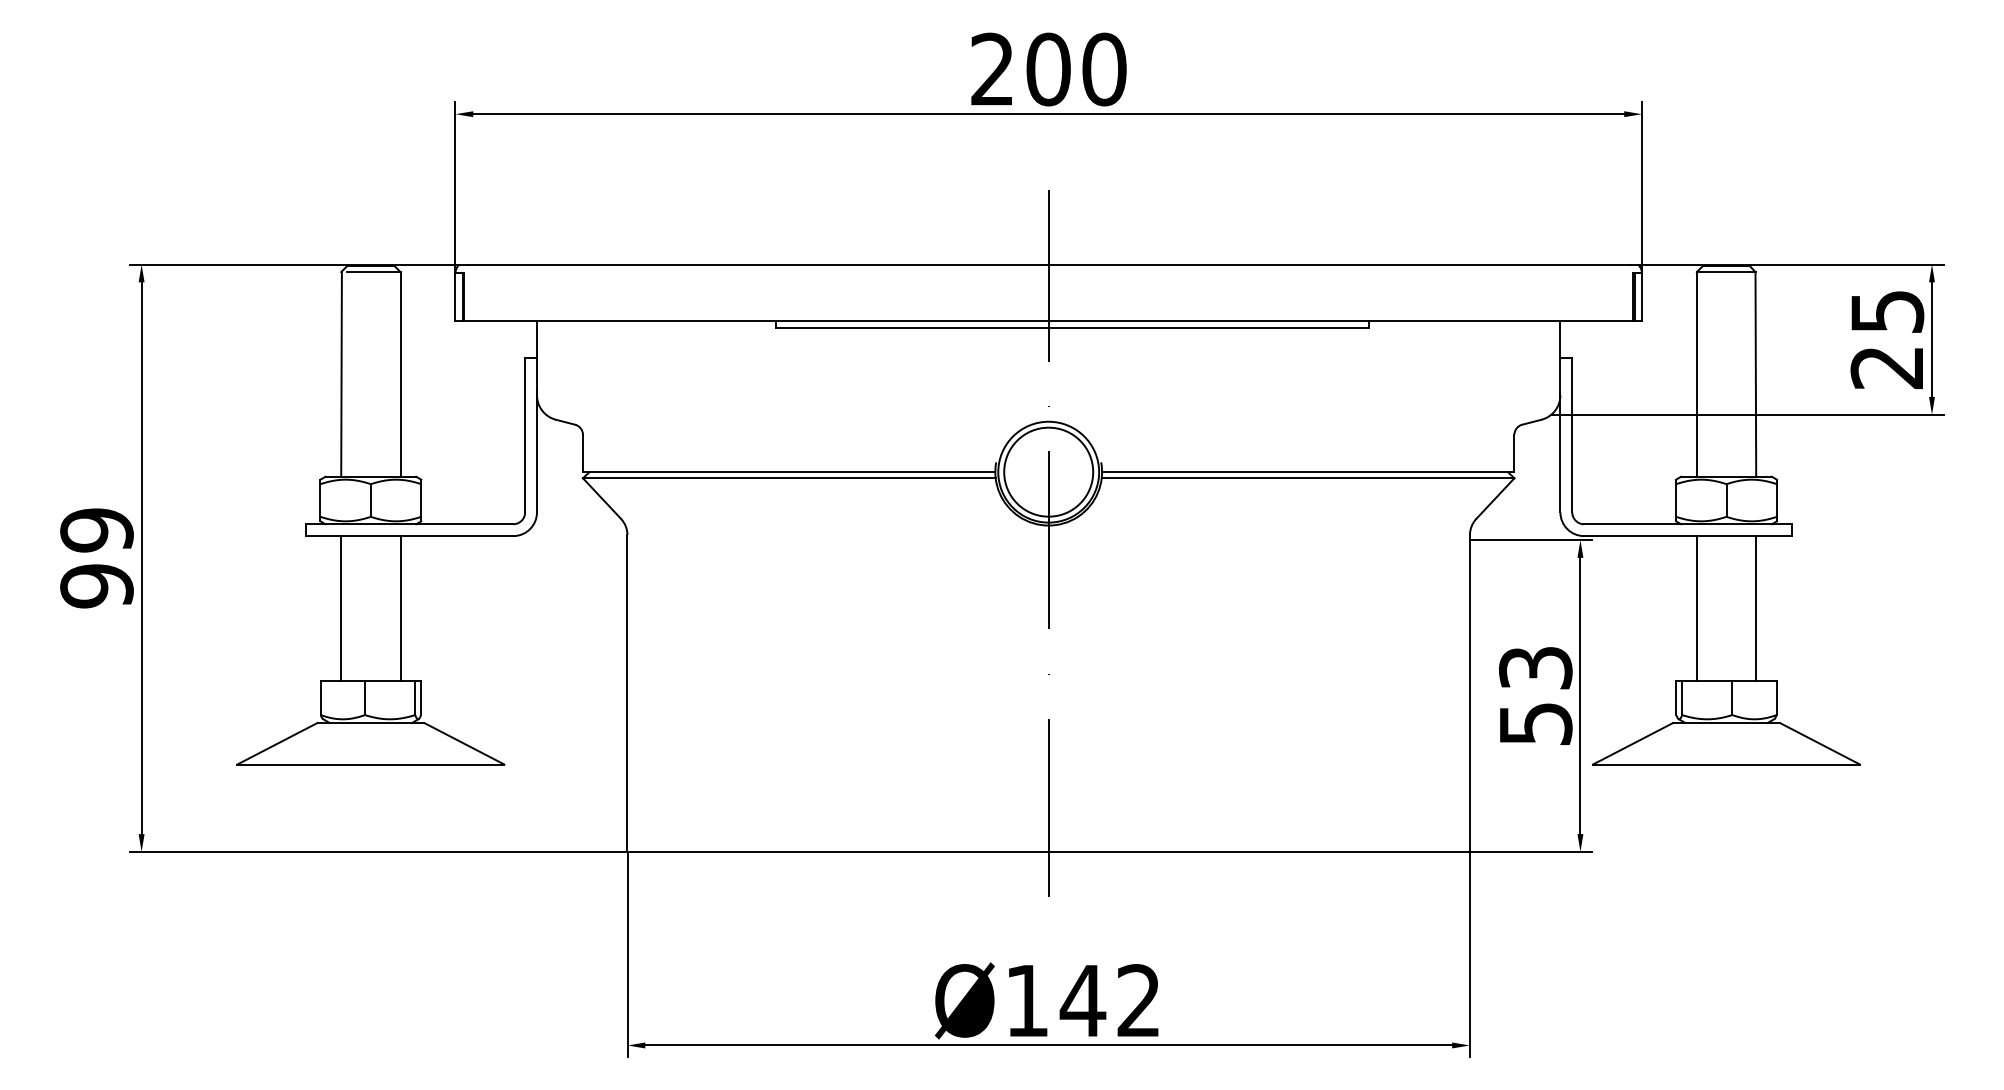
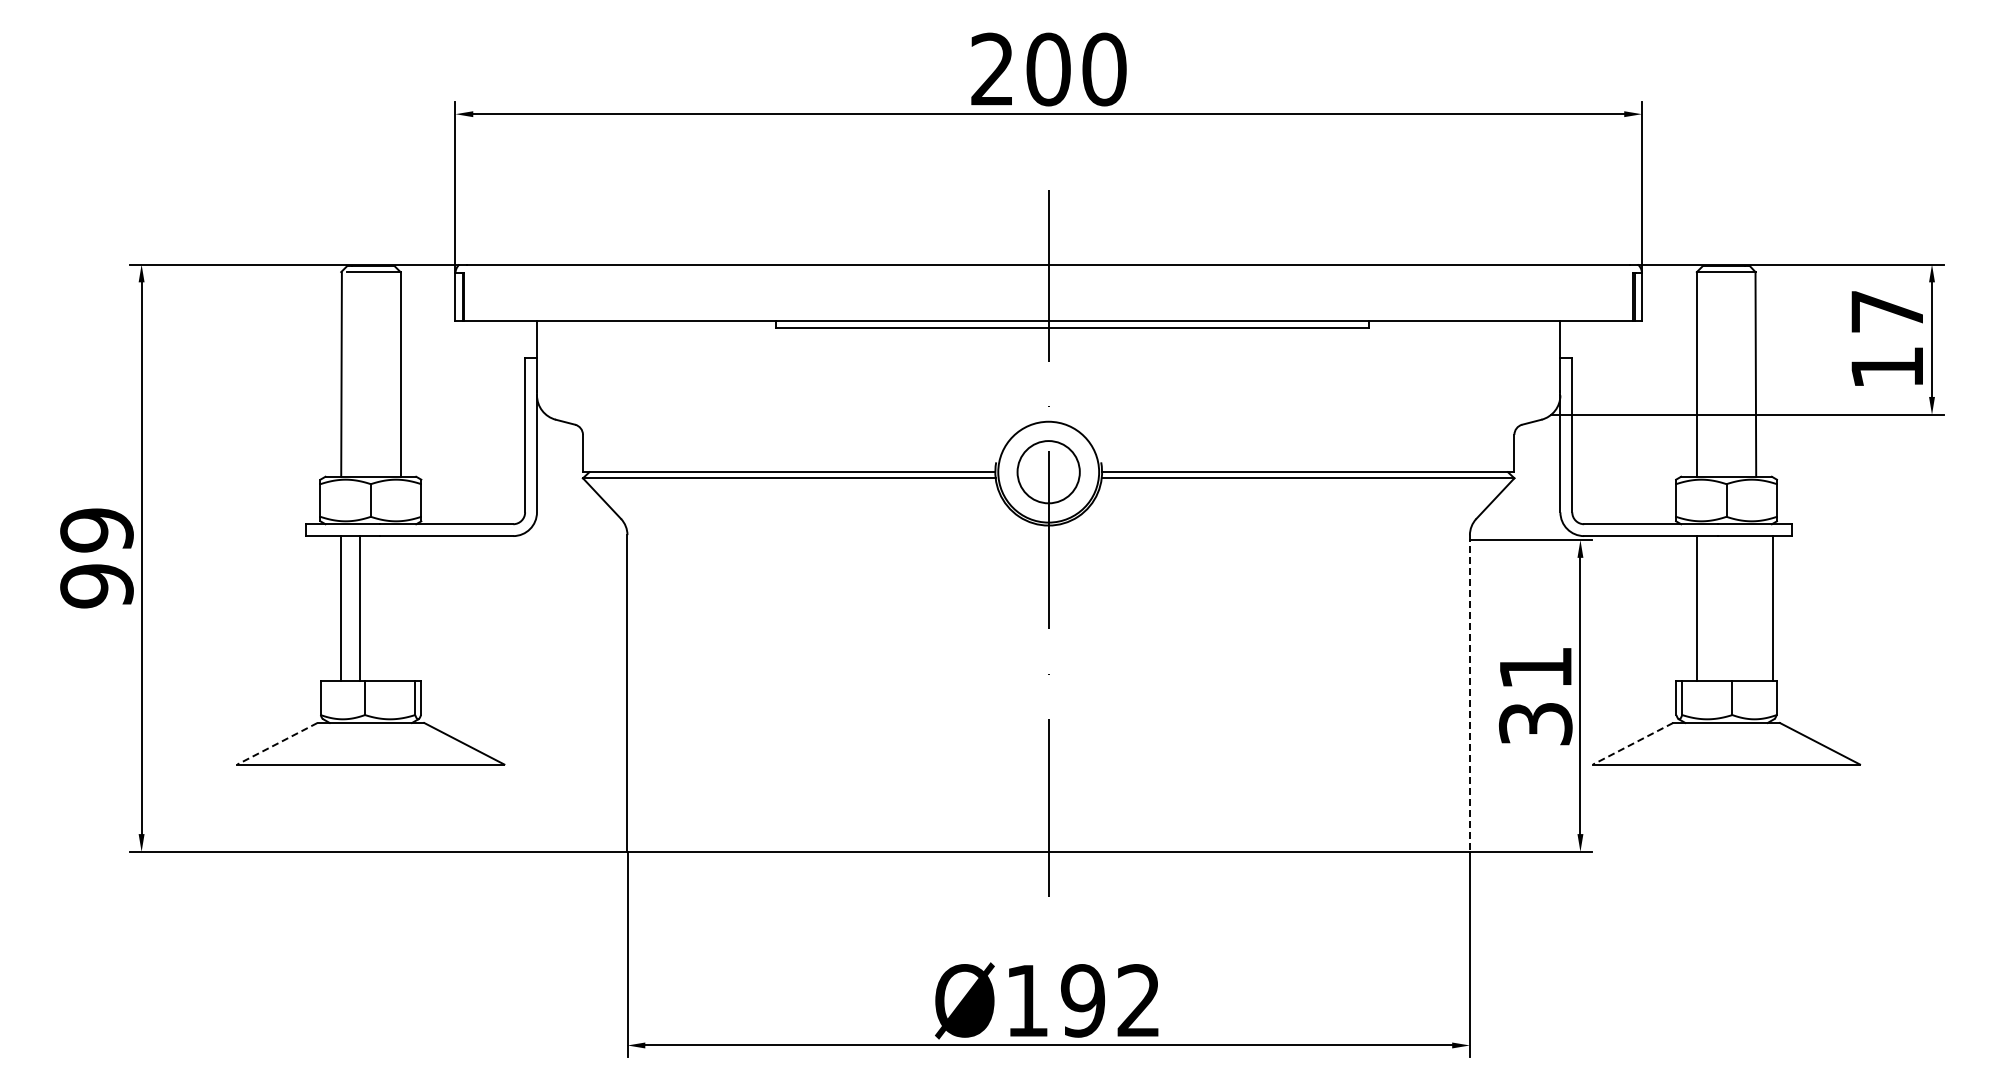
text: 25 -> 17 (1887, 340)
circle diameter: 89 px -> 62 px (1048, 472)
line position: (400, 608) -> (359, 608) (359, 608)
line position: (1756, 608) -> (1773, 608) (1773, 608)
line: solid -> dashed (1469, 694)
text: 53 -> 31 (1535, 696)
line: solid -> dashed (277, 743)
line: solid -> dashed (1632, 743)
text: Ø142 -> Ø192 (1082, 1000)
